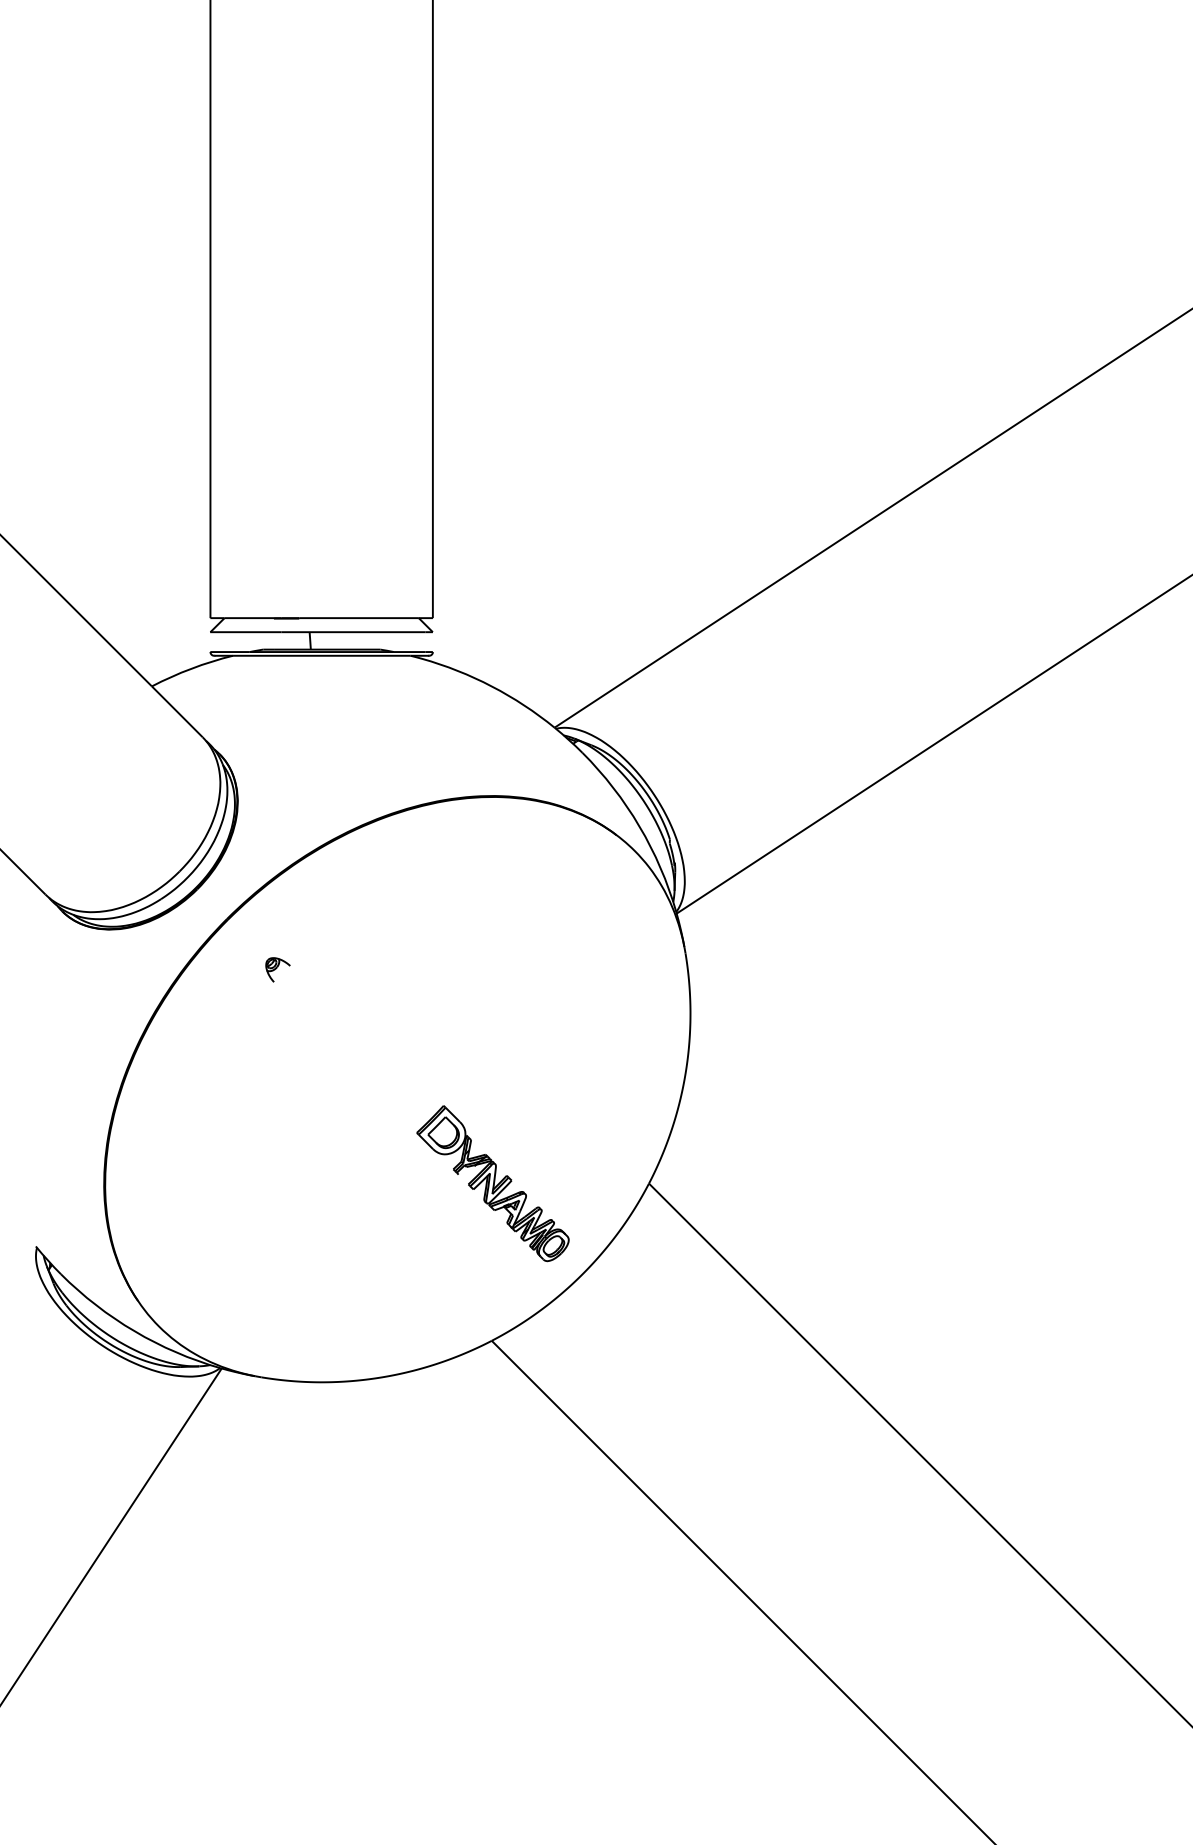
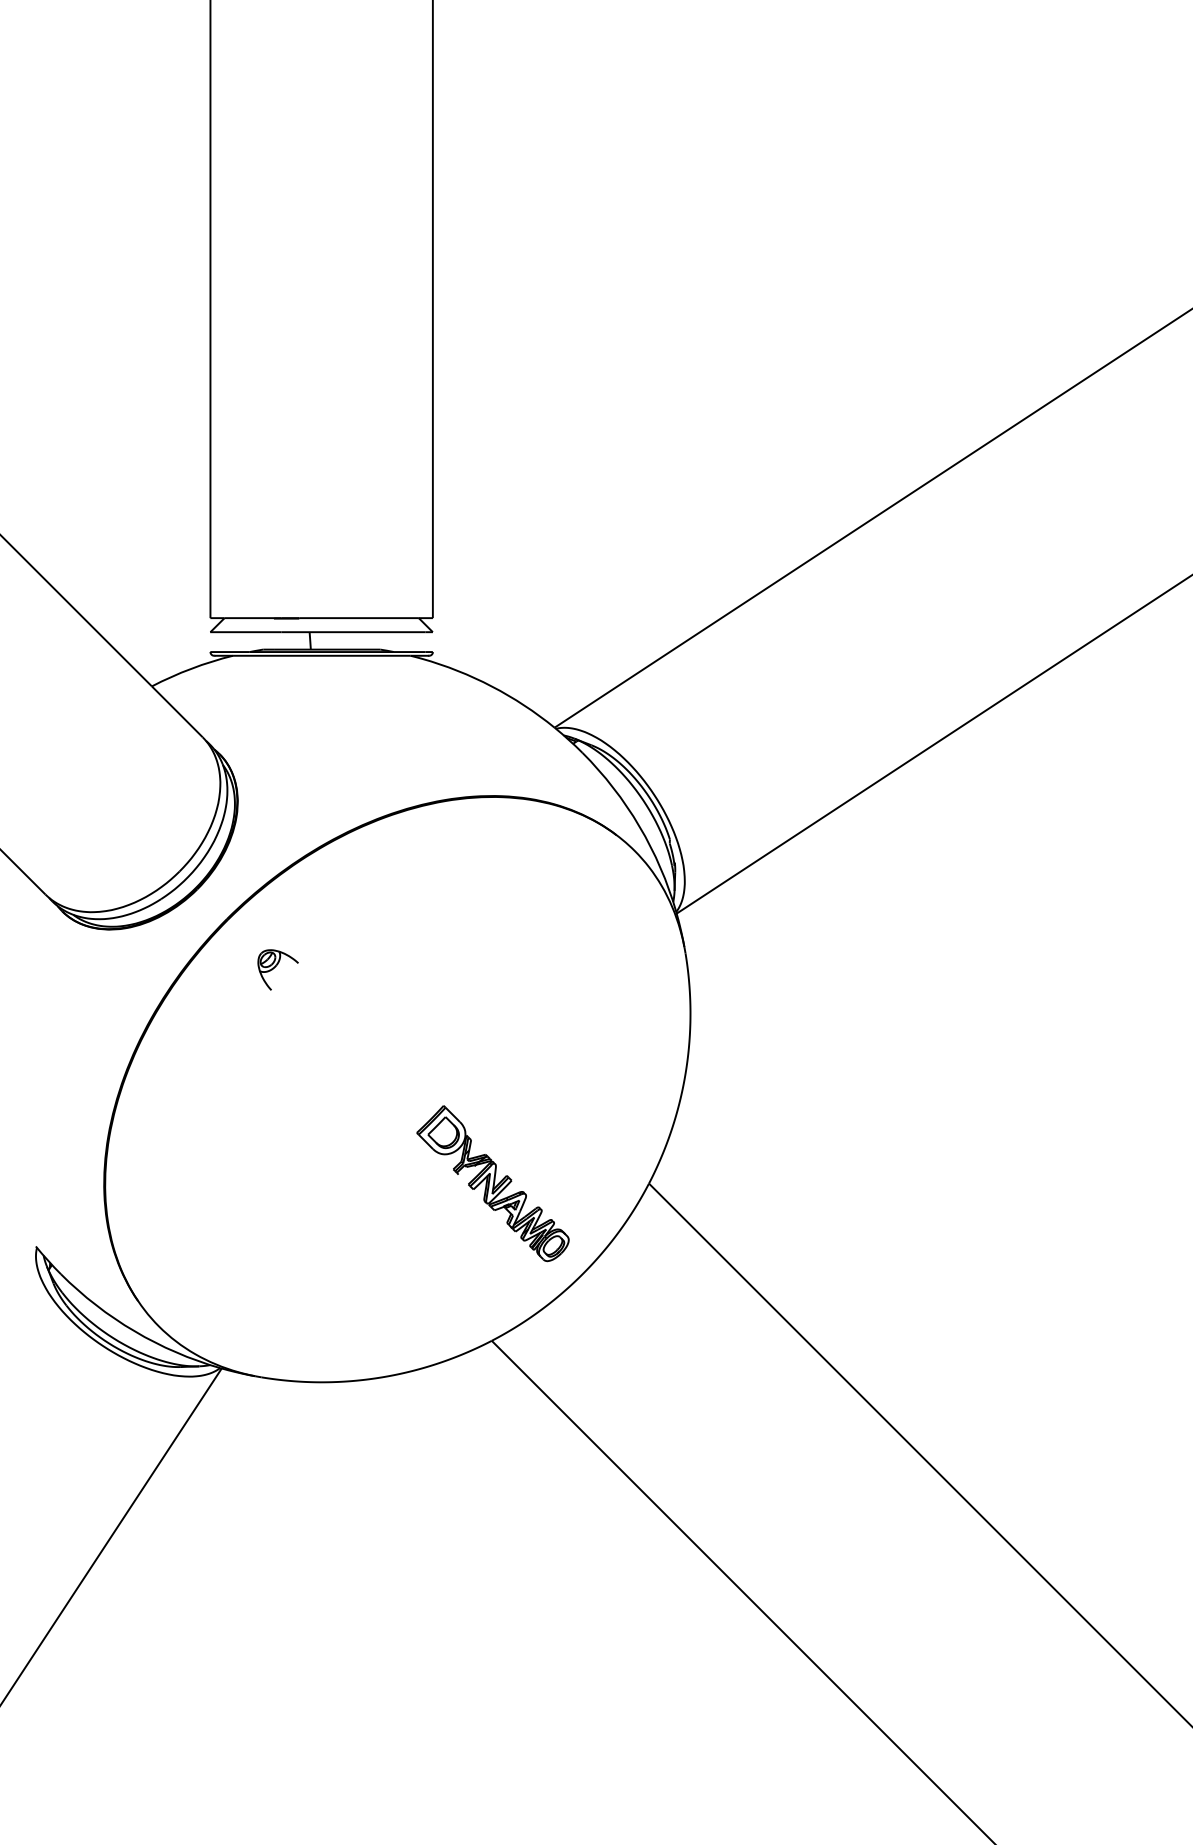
part size: 26x26 px -> 42x42 px (277, 969)
